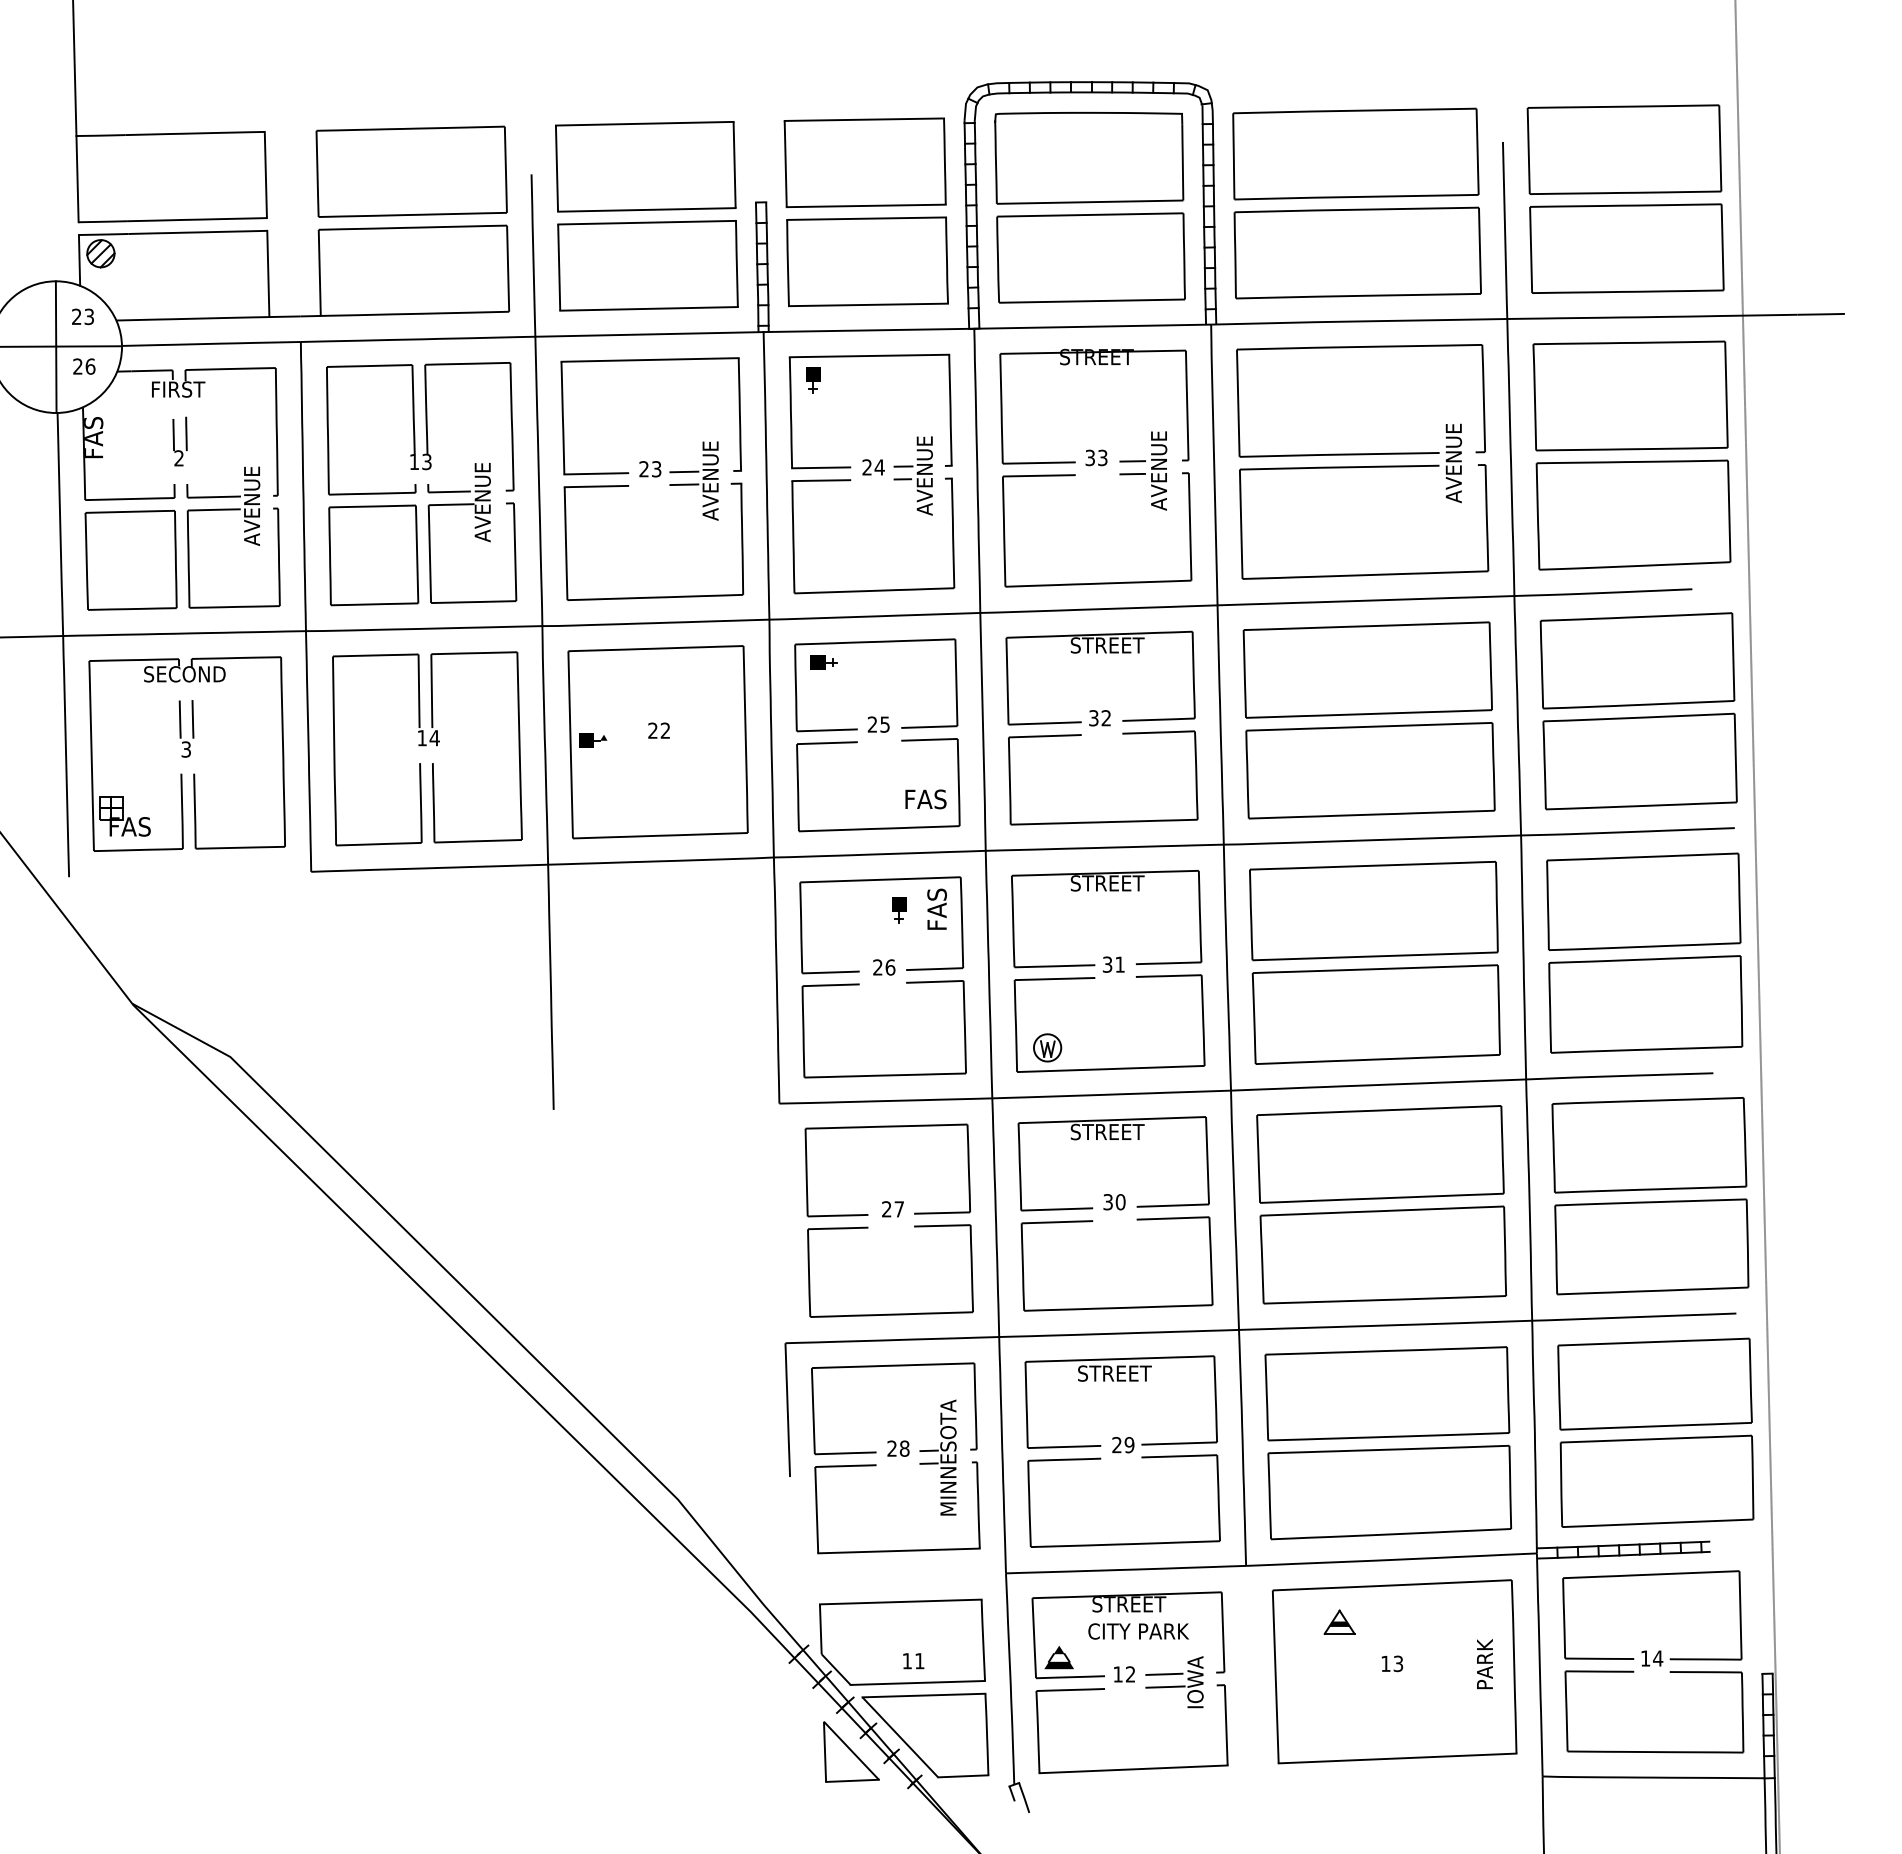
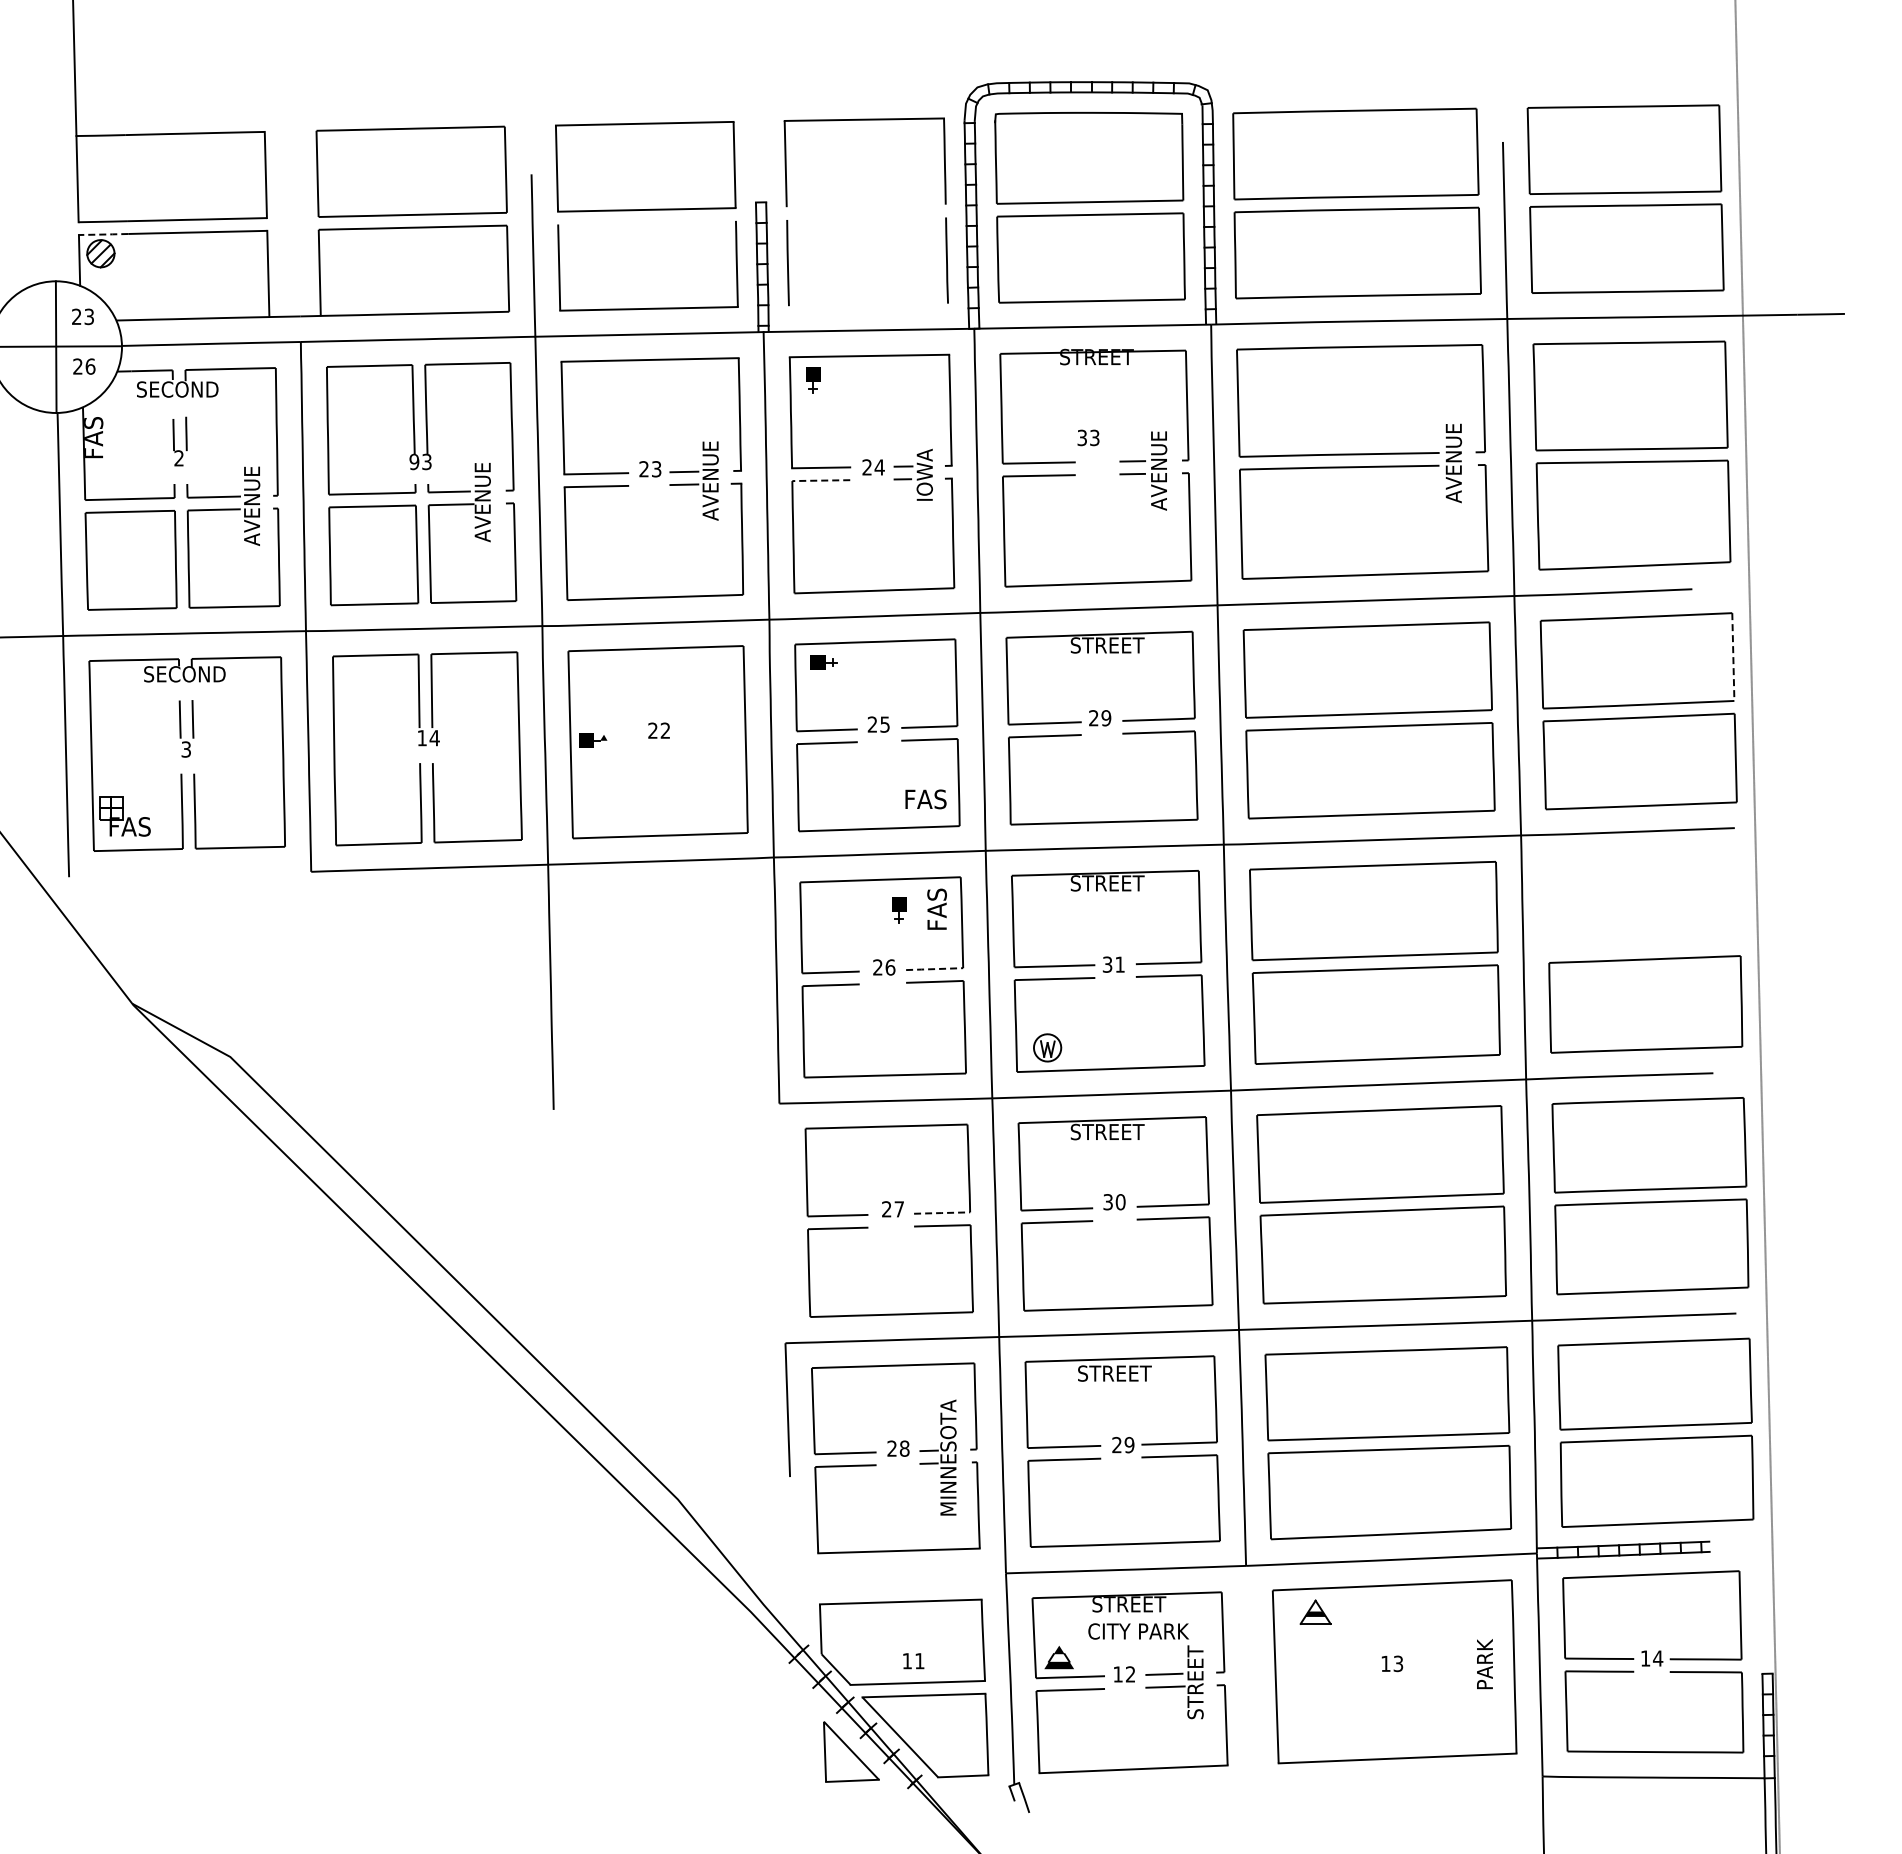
line: present -> none (865, 205)
line: present -> none (866, 218)
line: present -> none (646, 222)
line: solid -> dashed (103, 234)
line: present -> none (868, 304)
text: FIRST -> SECOND (177, 389)
text position: (1096, 457) -> (1088, 437) (1088, 437)
text: 13 -> 93 (414, 461)
text: AVENUE -> IOWA (924, 475)
line: solid -> dashed (821, 480)
line: solid -> dashed (1733, 657)
text: 32 -> 29 (1100, 718)
part: present -> none (1643, 901)
line: solid -> dashed (934, 969)
line: solid -> dashed (941, 1213)
part position: (1339, 1621) -> (1315, 1611) (1315, 1611)
text: IOWA -> STREET (1195, 1682)
